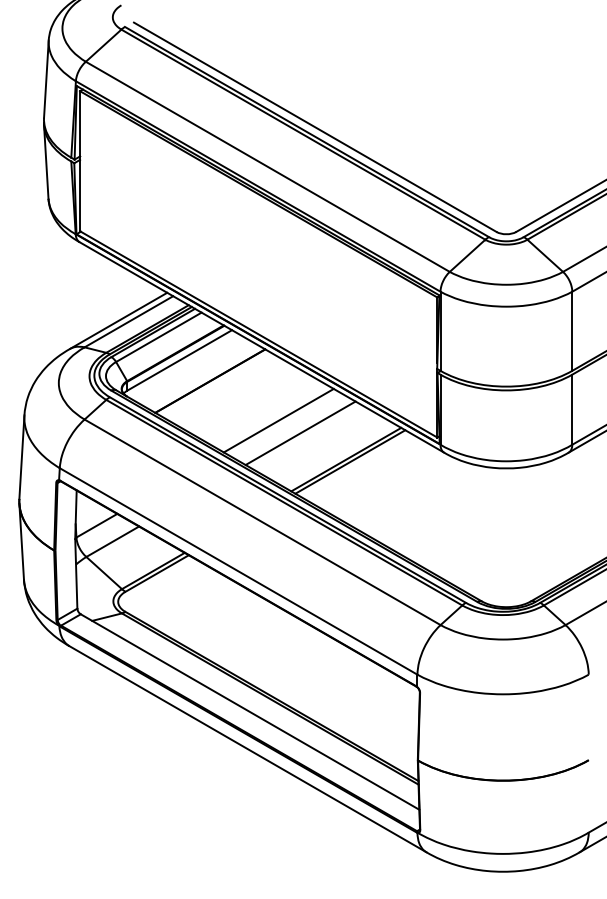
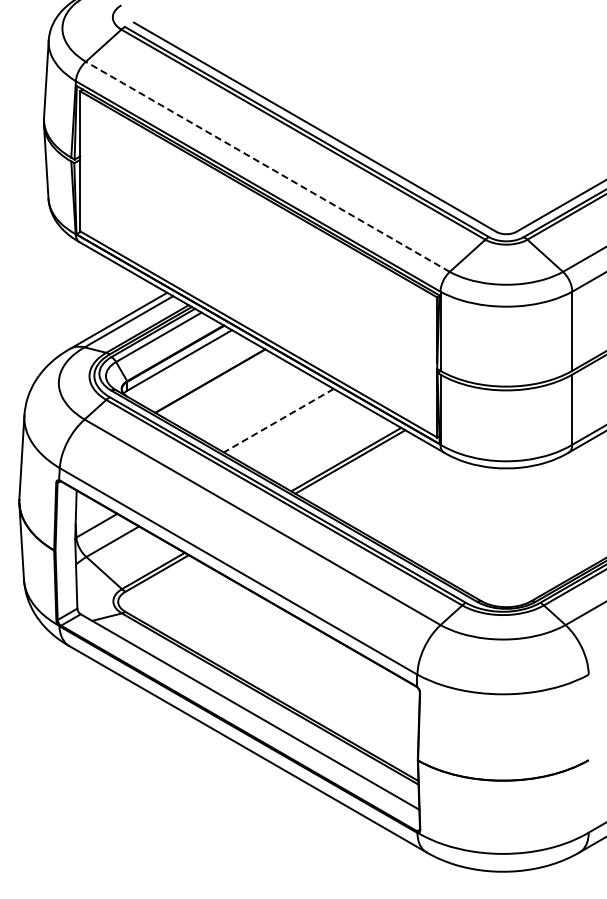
line: solid -> dashed (267, 166)
line: solid -> dashed (278, 420)
line: present -> none (300, 433)
